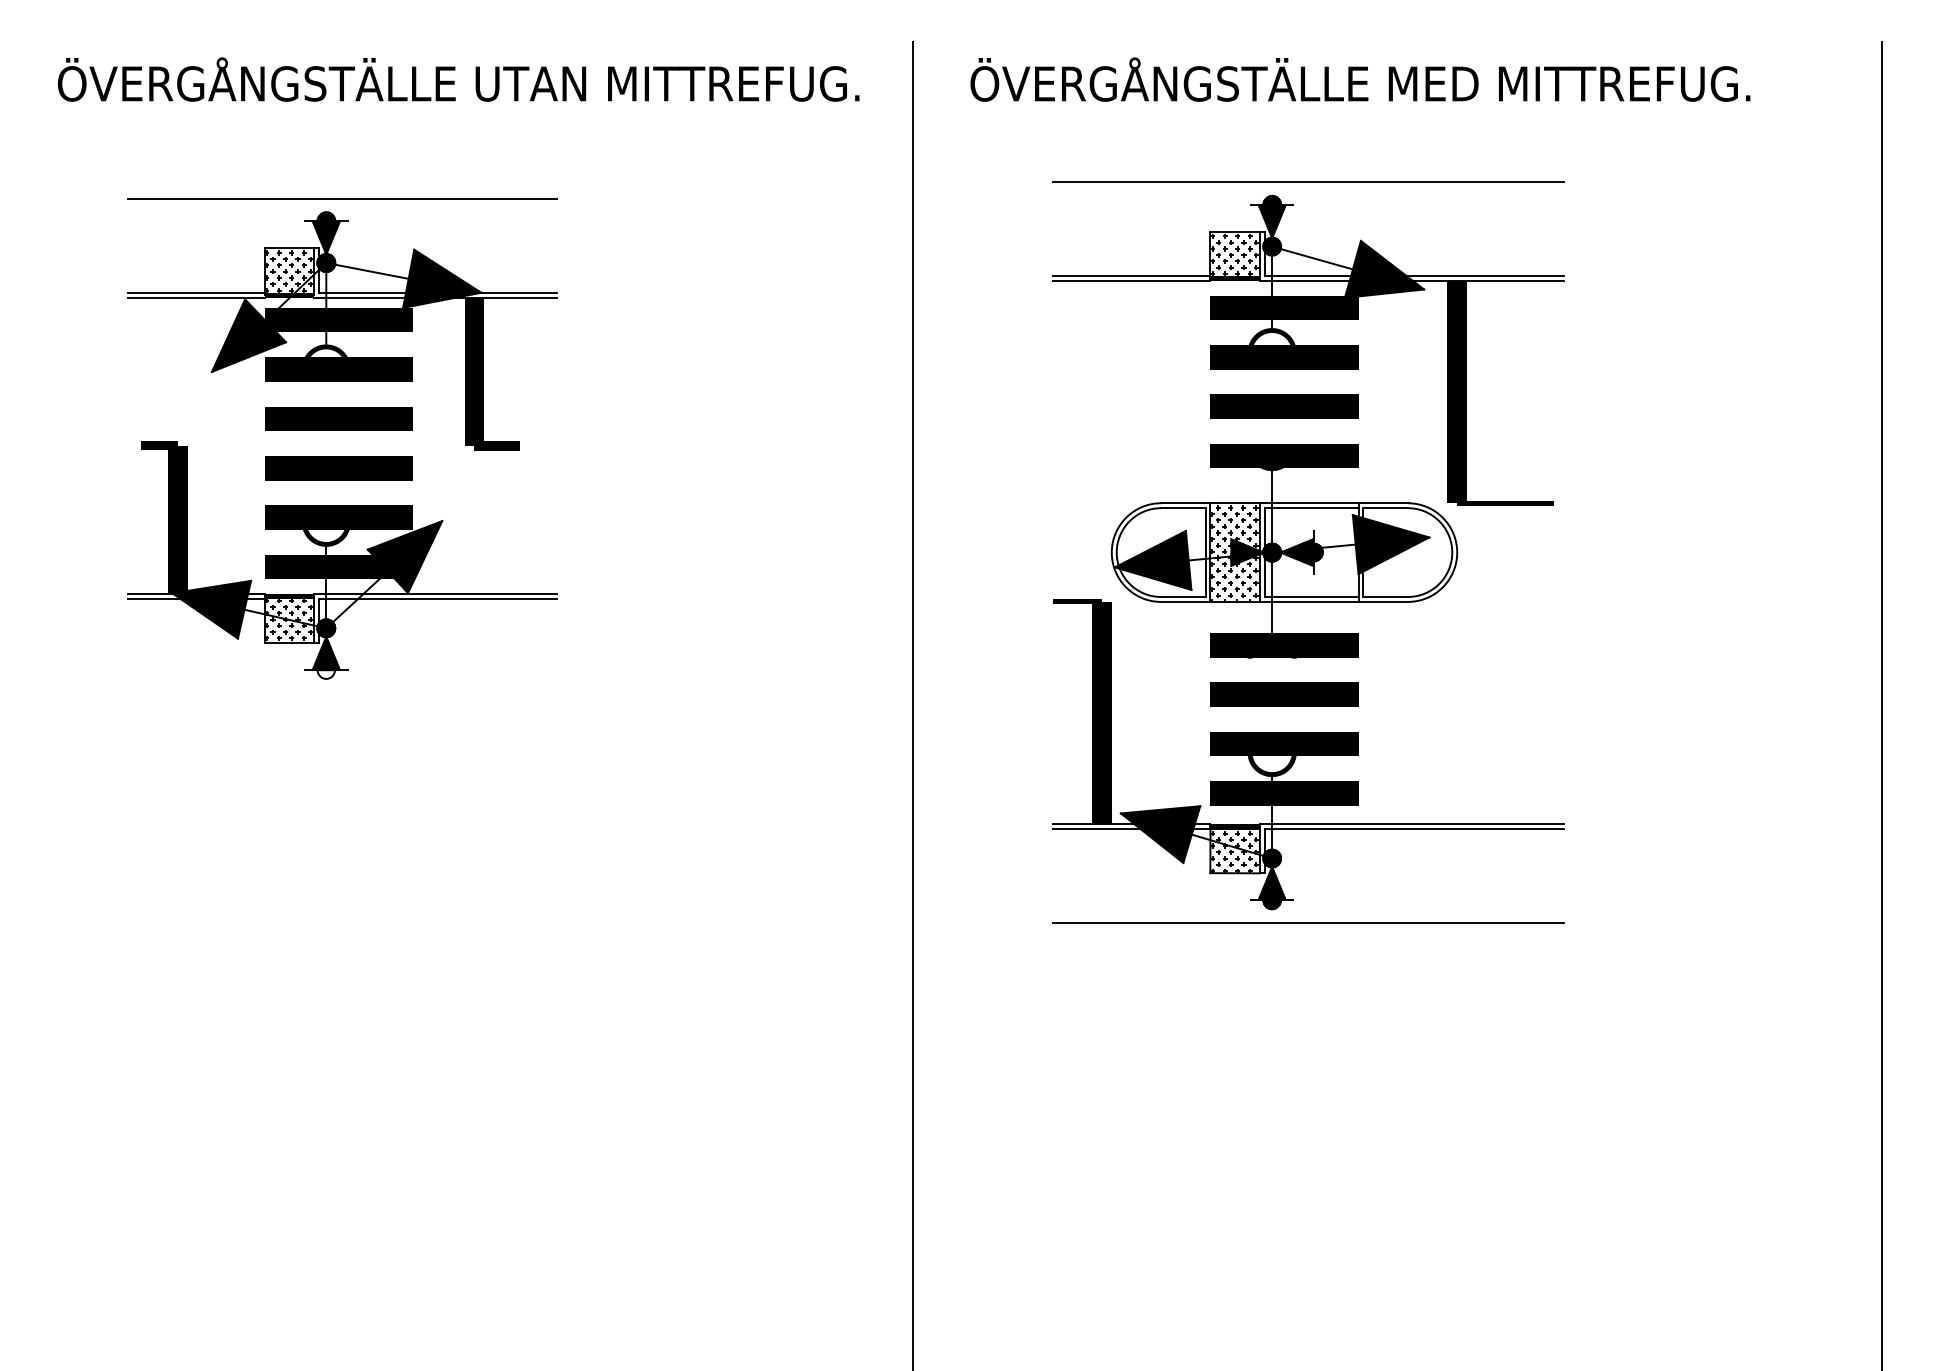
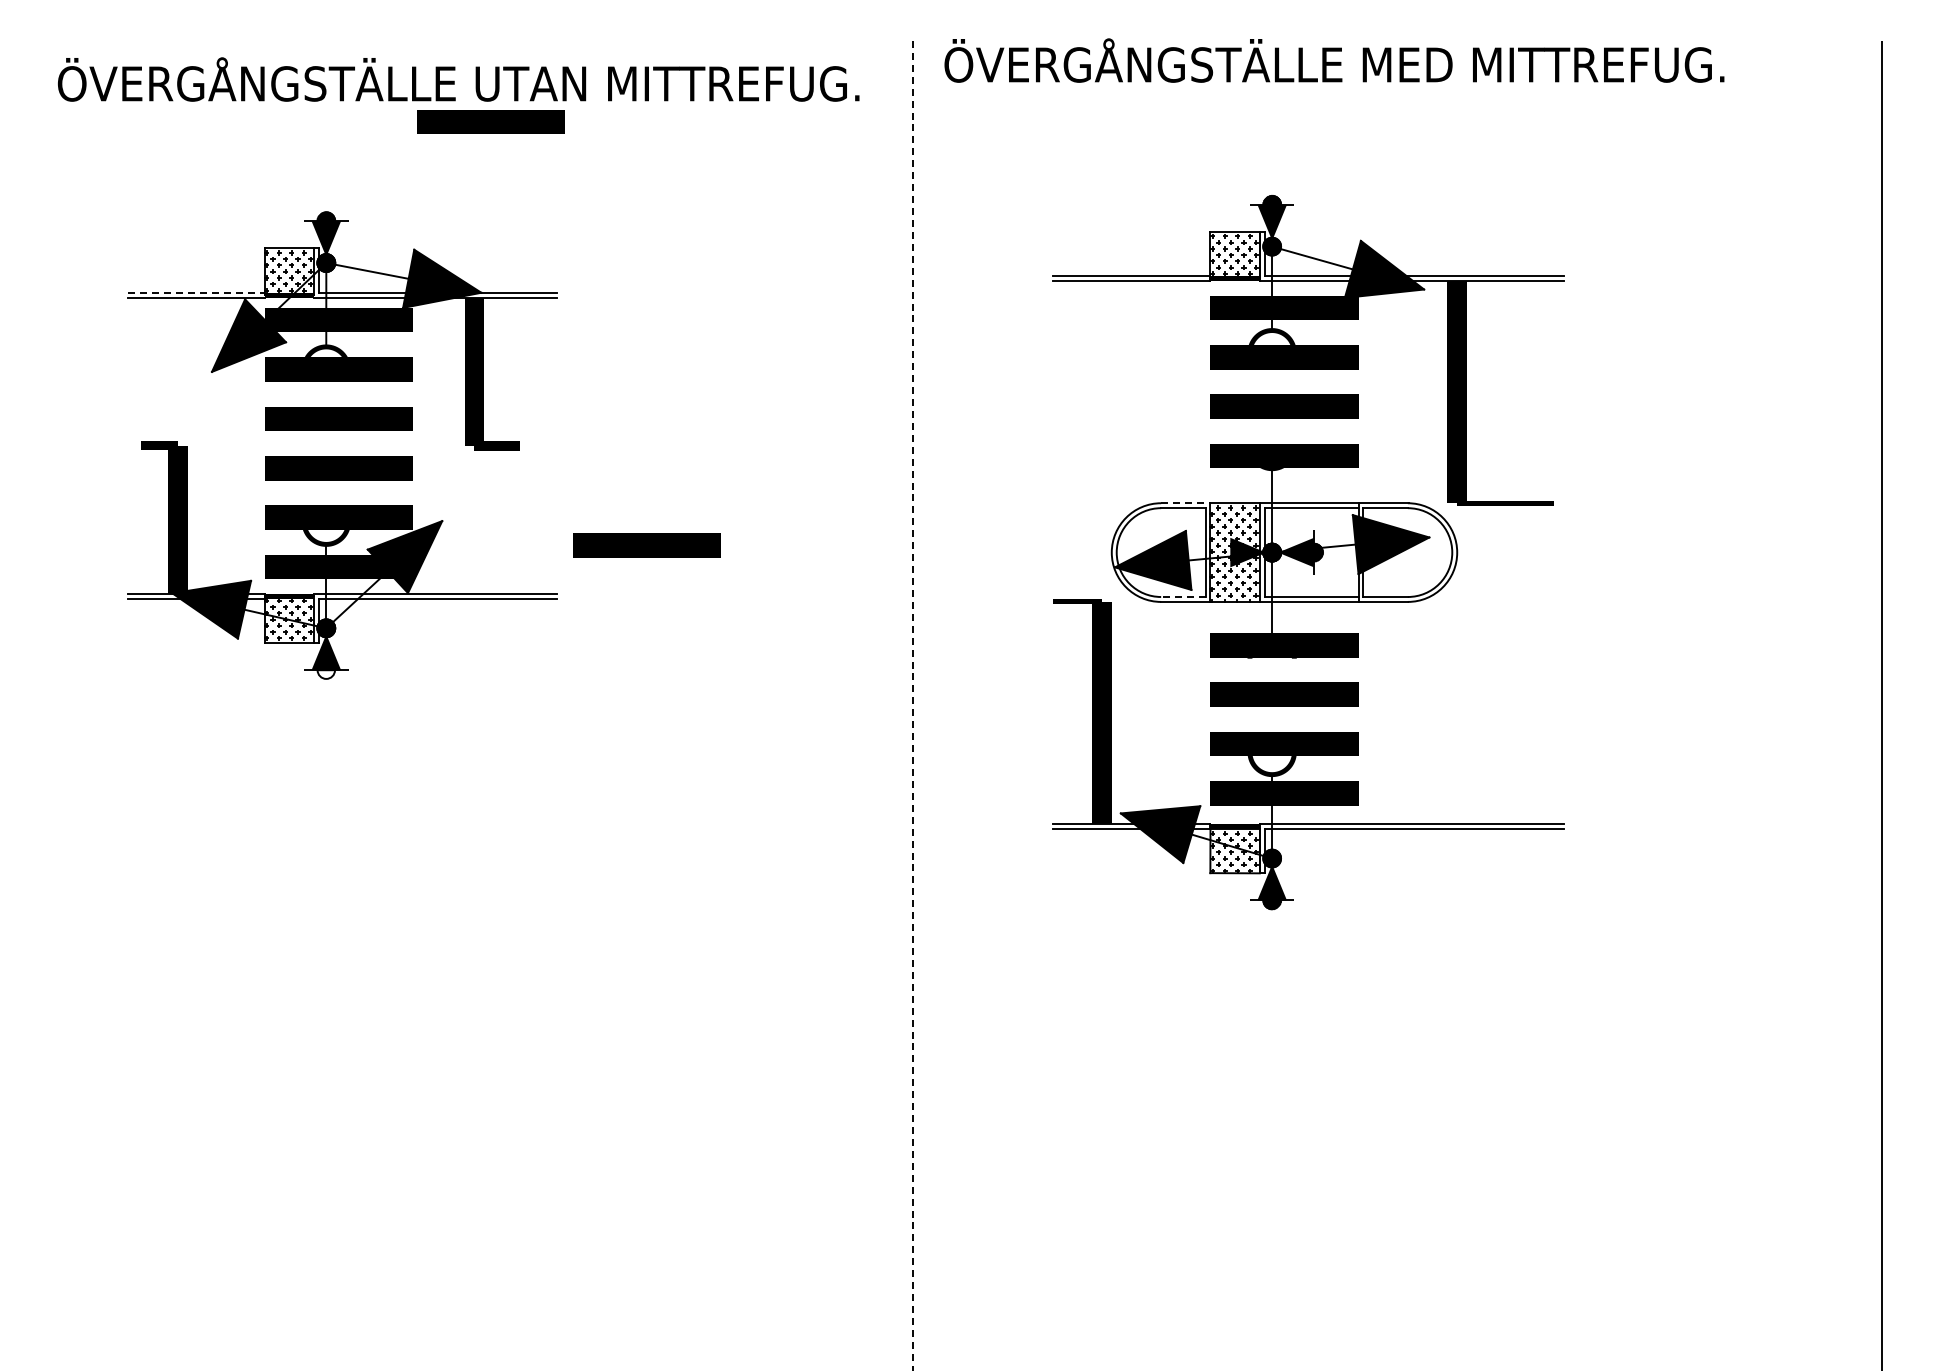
text position: (1360, 79) -> (1334, 60) (1334, 60)
line: none -> present (490, 121)
line: present -> none (1308, 182)
line: present -> none (342, 199)
line: solid -> dashed (196, 292)
line: solid -> dashed (1185, 503)
line: none -> present (646, 545)
line: solid -> dashed (1182, 597)
line: solid -> dashed (912, 705)
line: present -> none (1308, 922)
